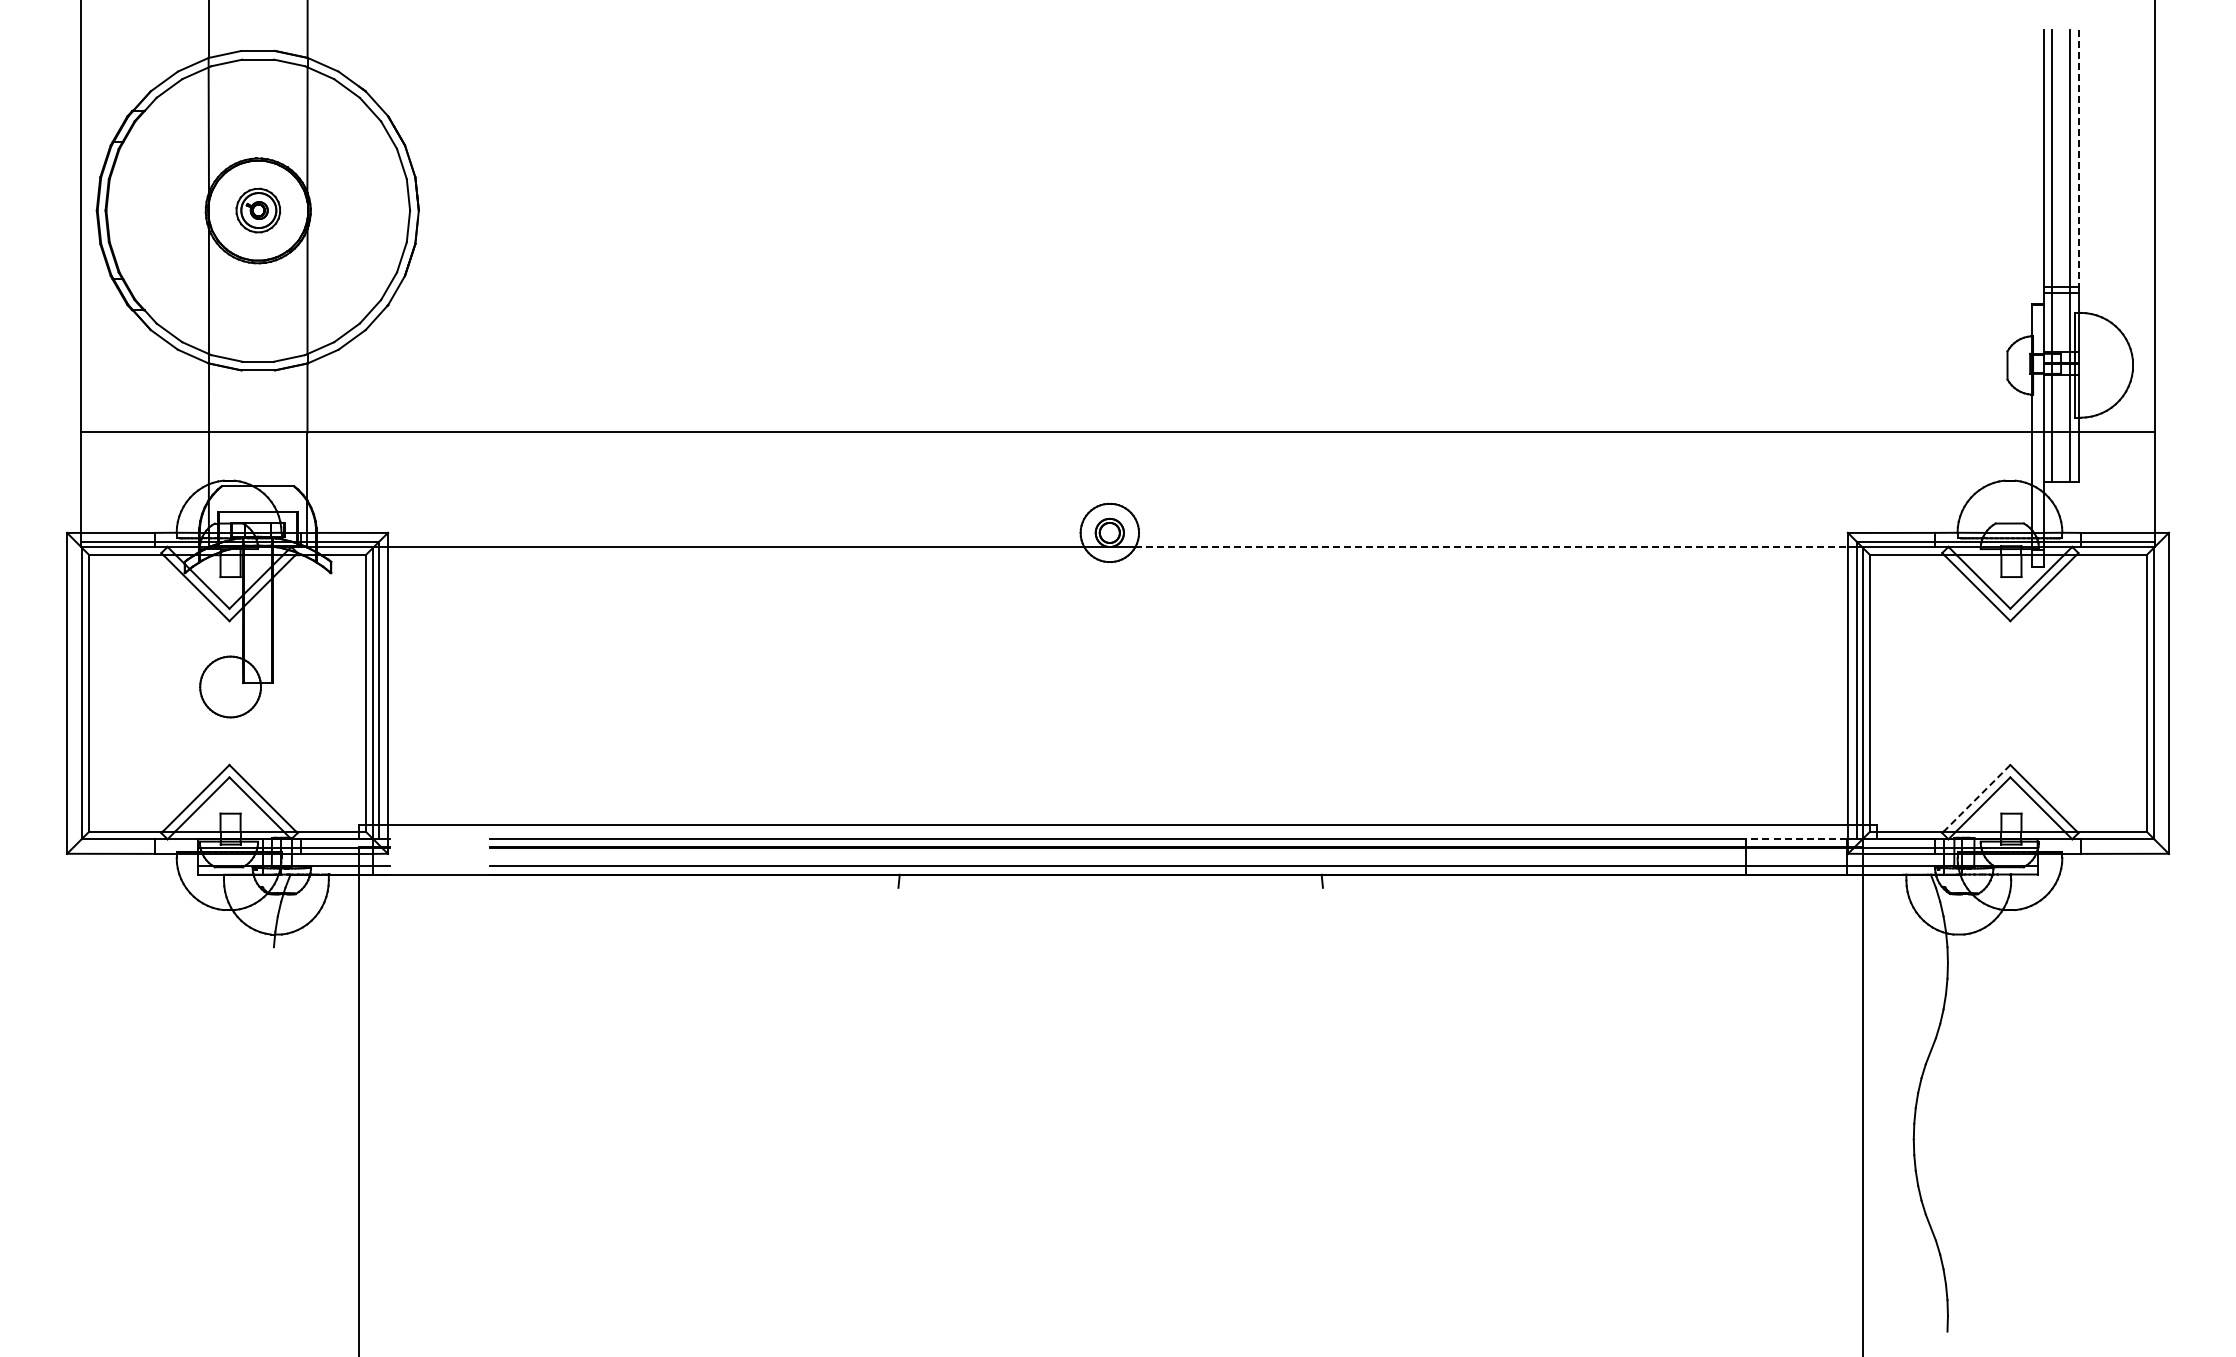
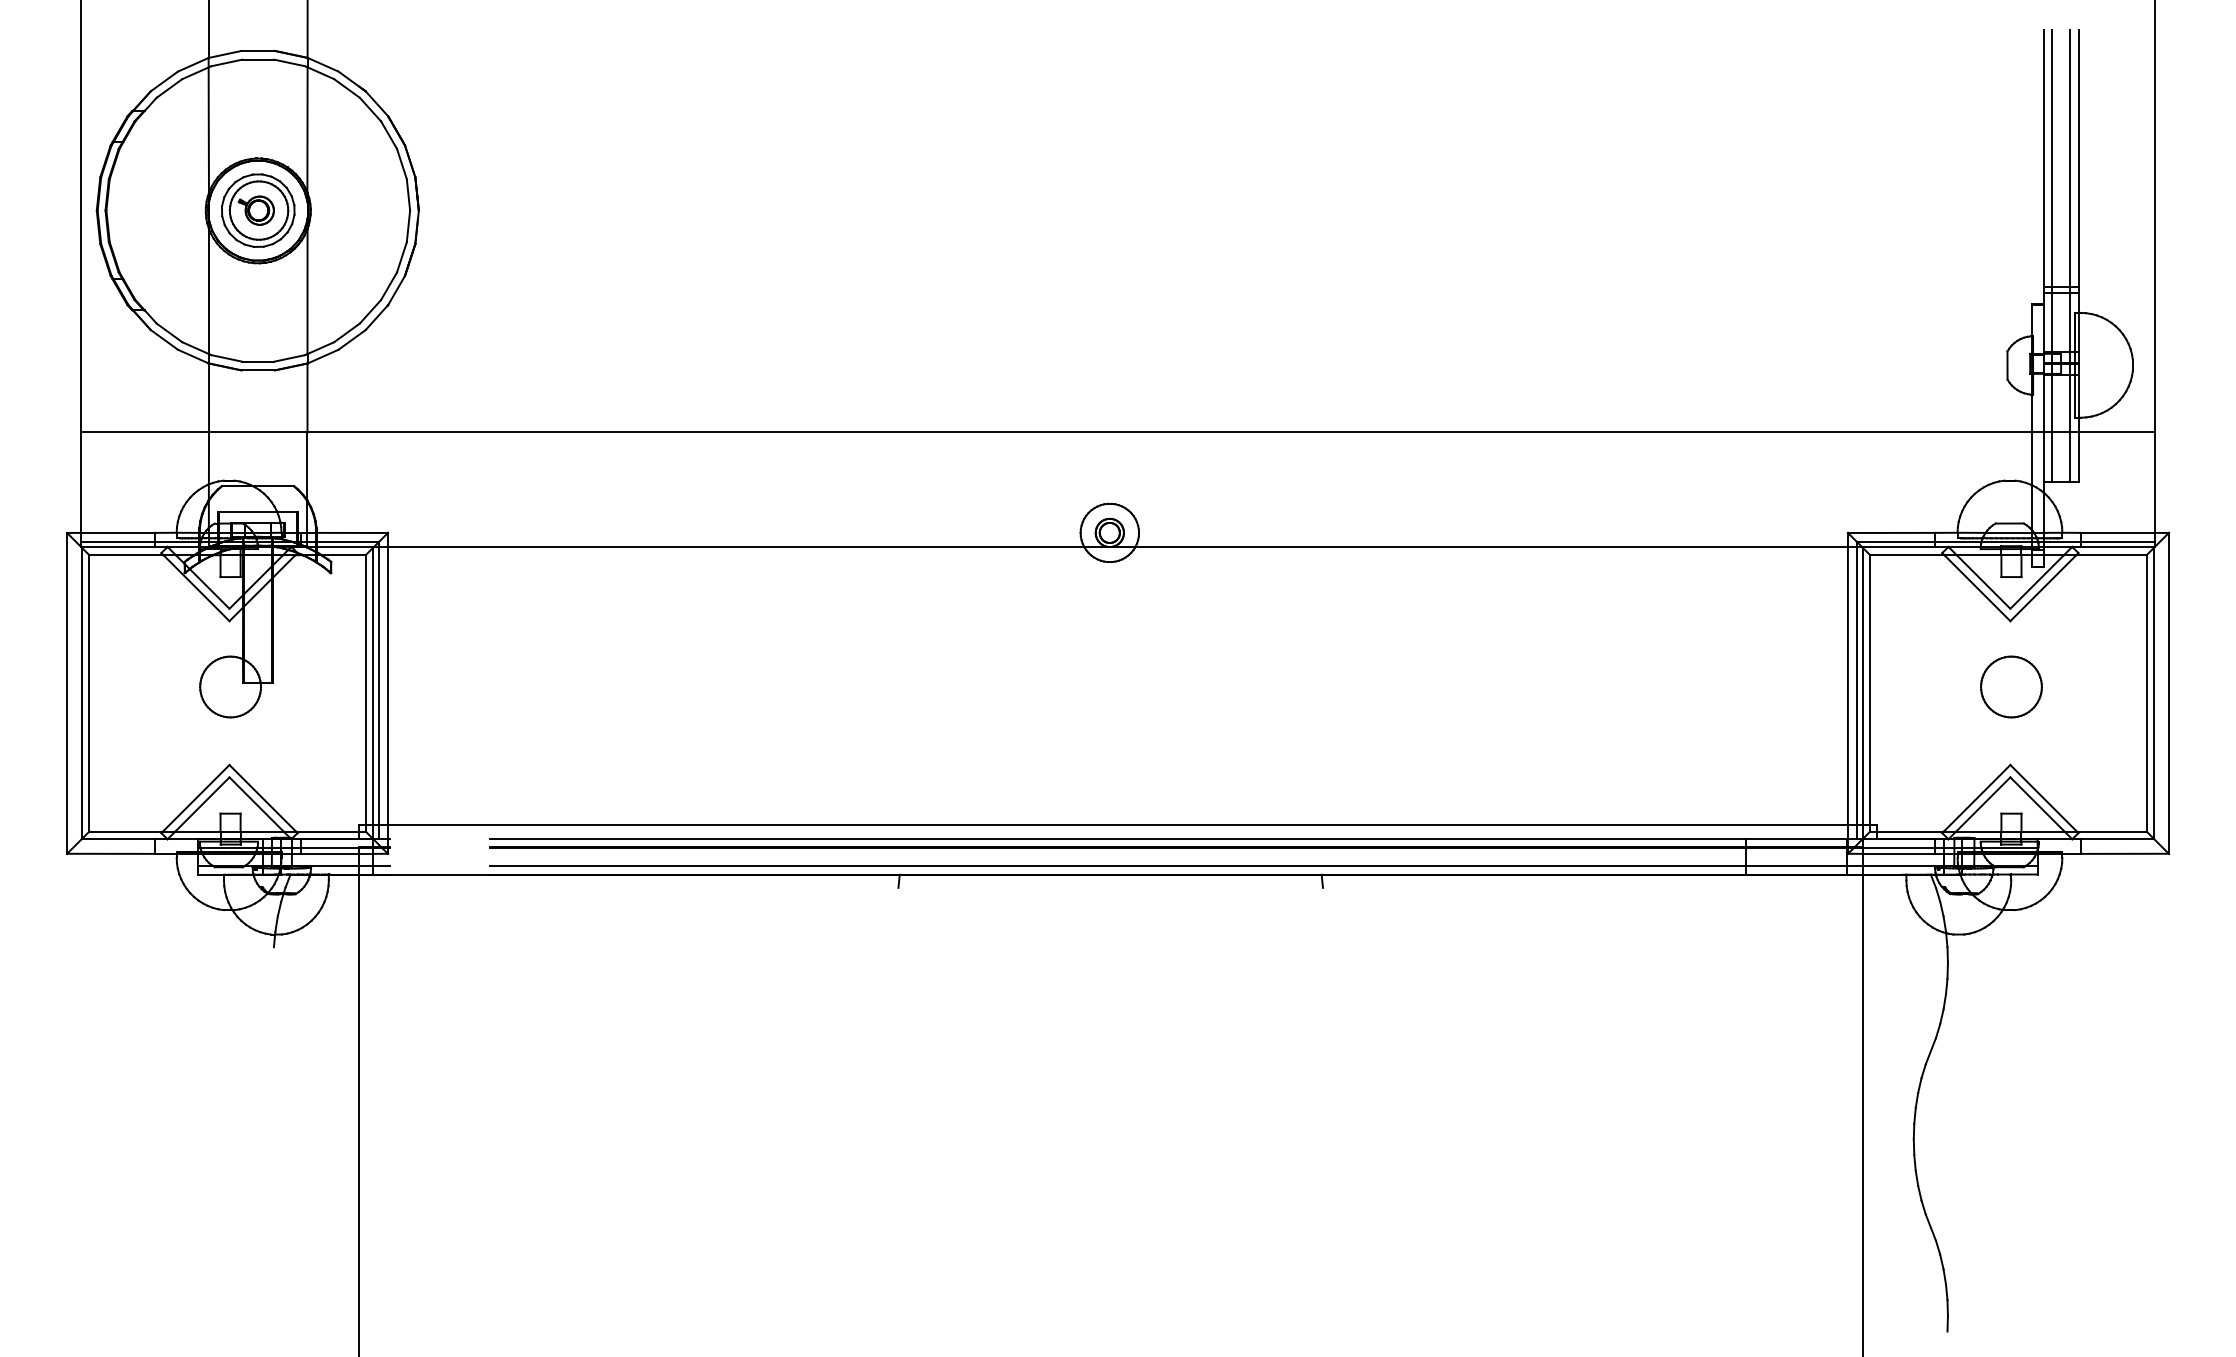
line: dashed -> solid (2078, 158)
part size: 47x47 px -> 75x75 px (258, 210)
line: dashed -> solid (1492, 547)
part: none -> present (2011, 686)
line: dashed -> solid (1976, 798)
line: dashed -> solid (1795, 839)
